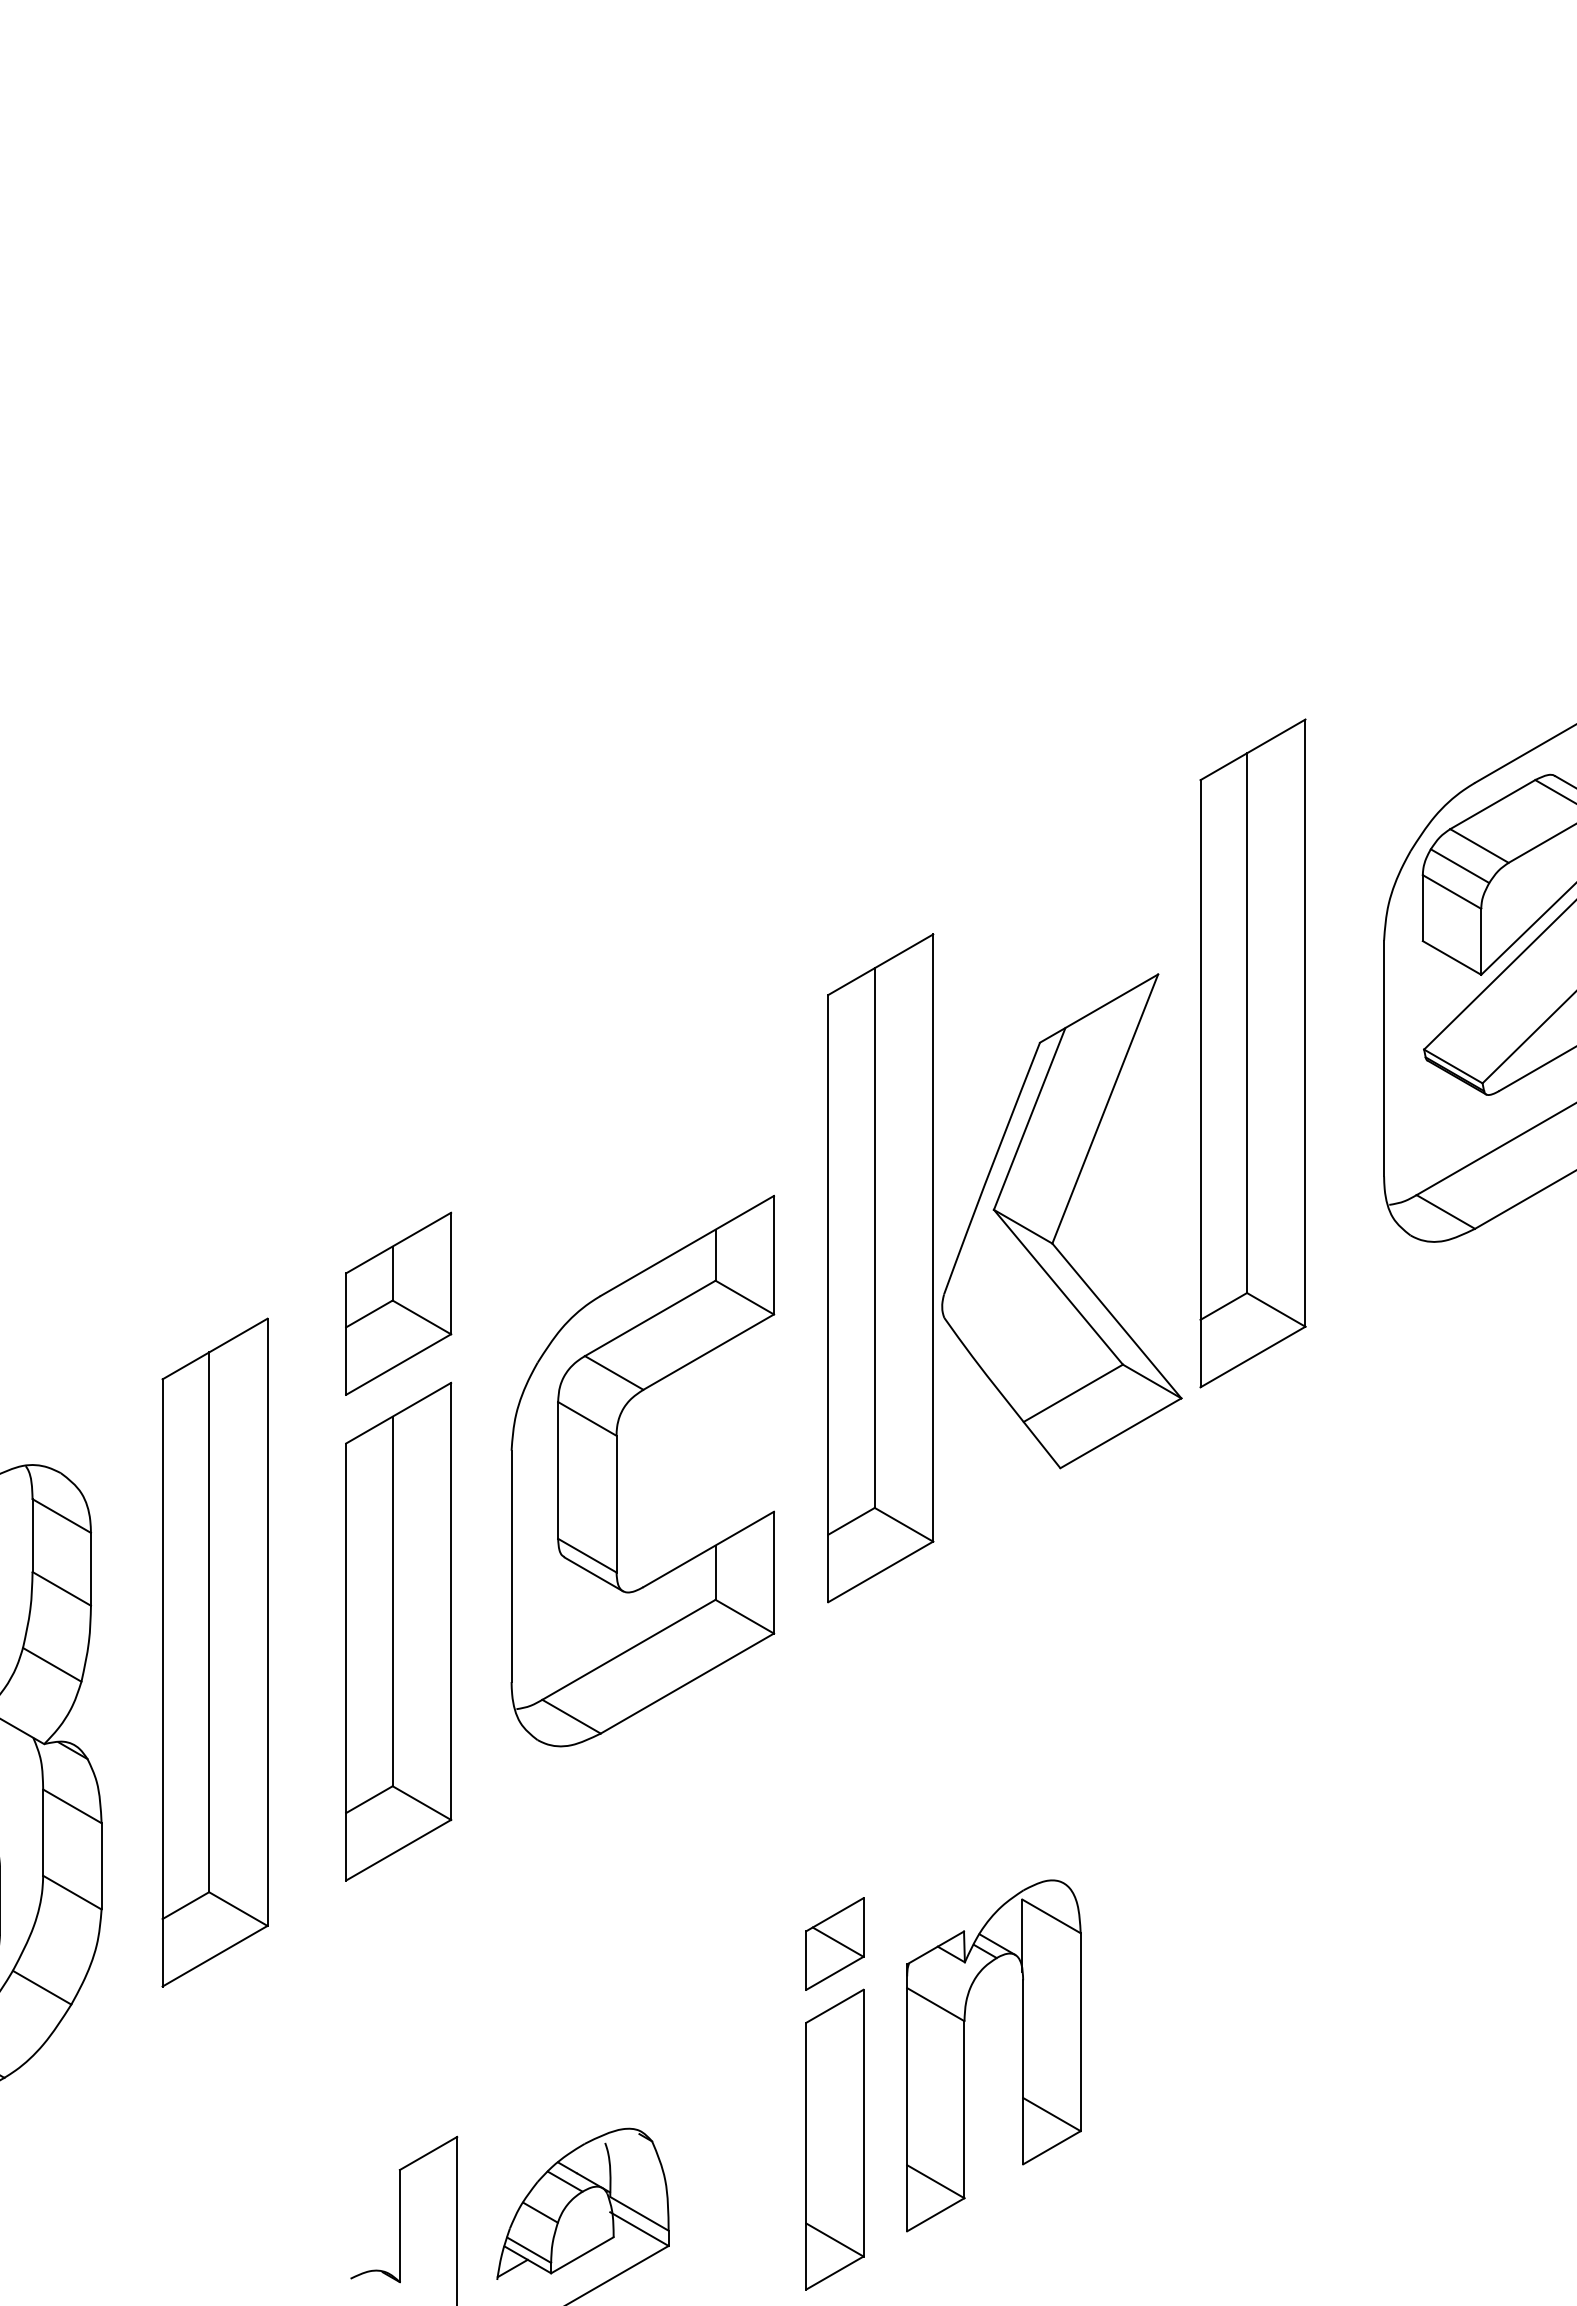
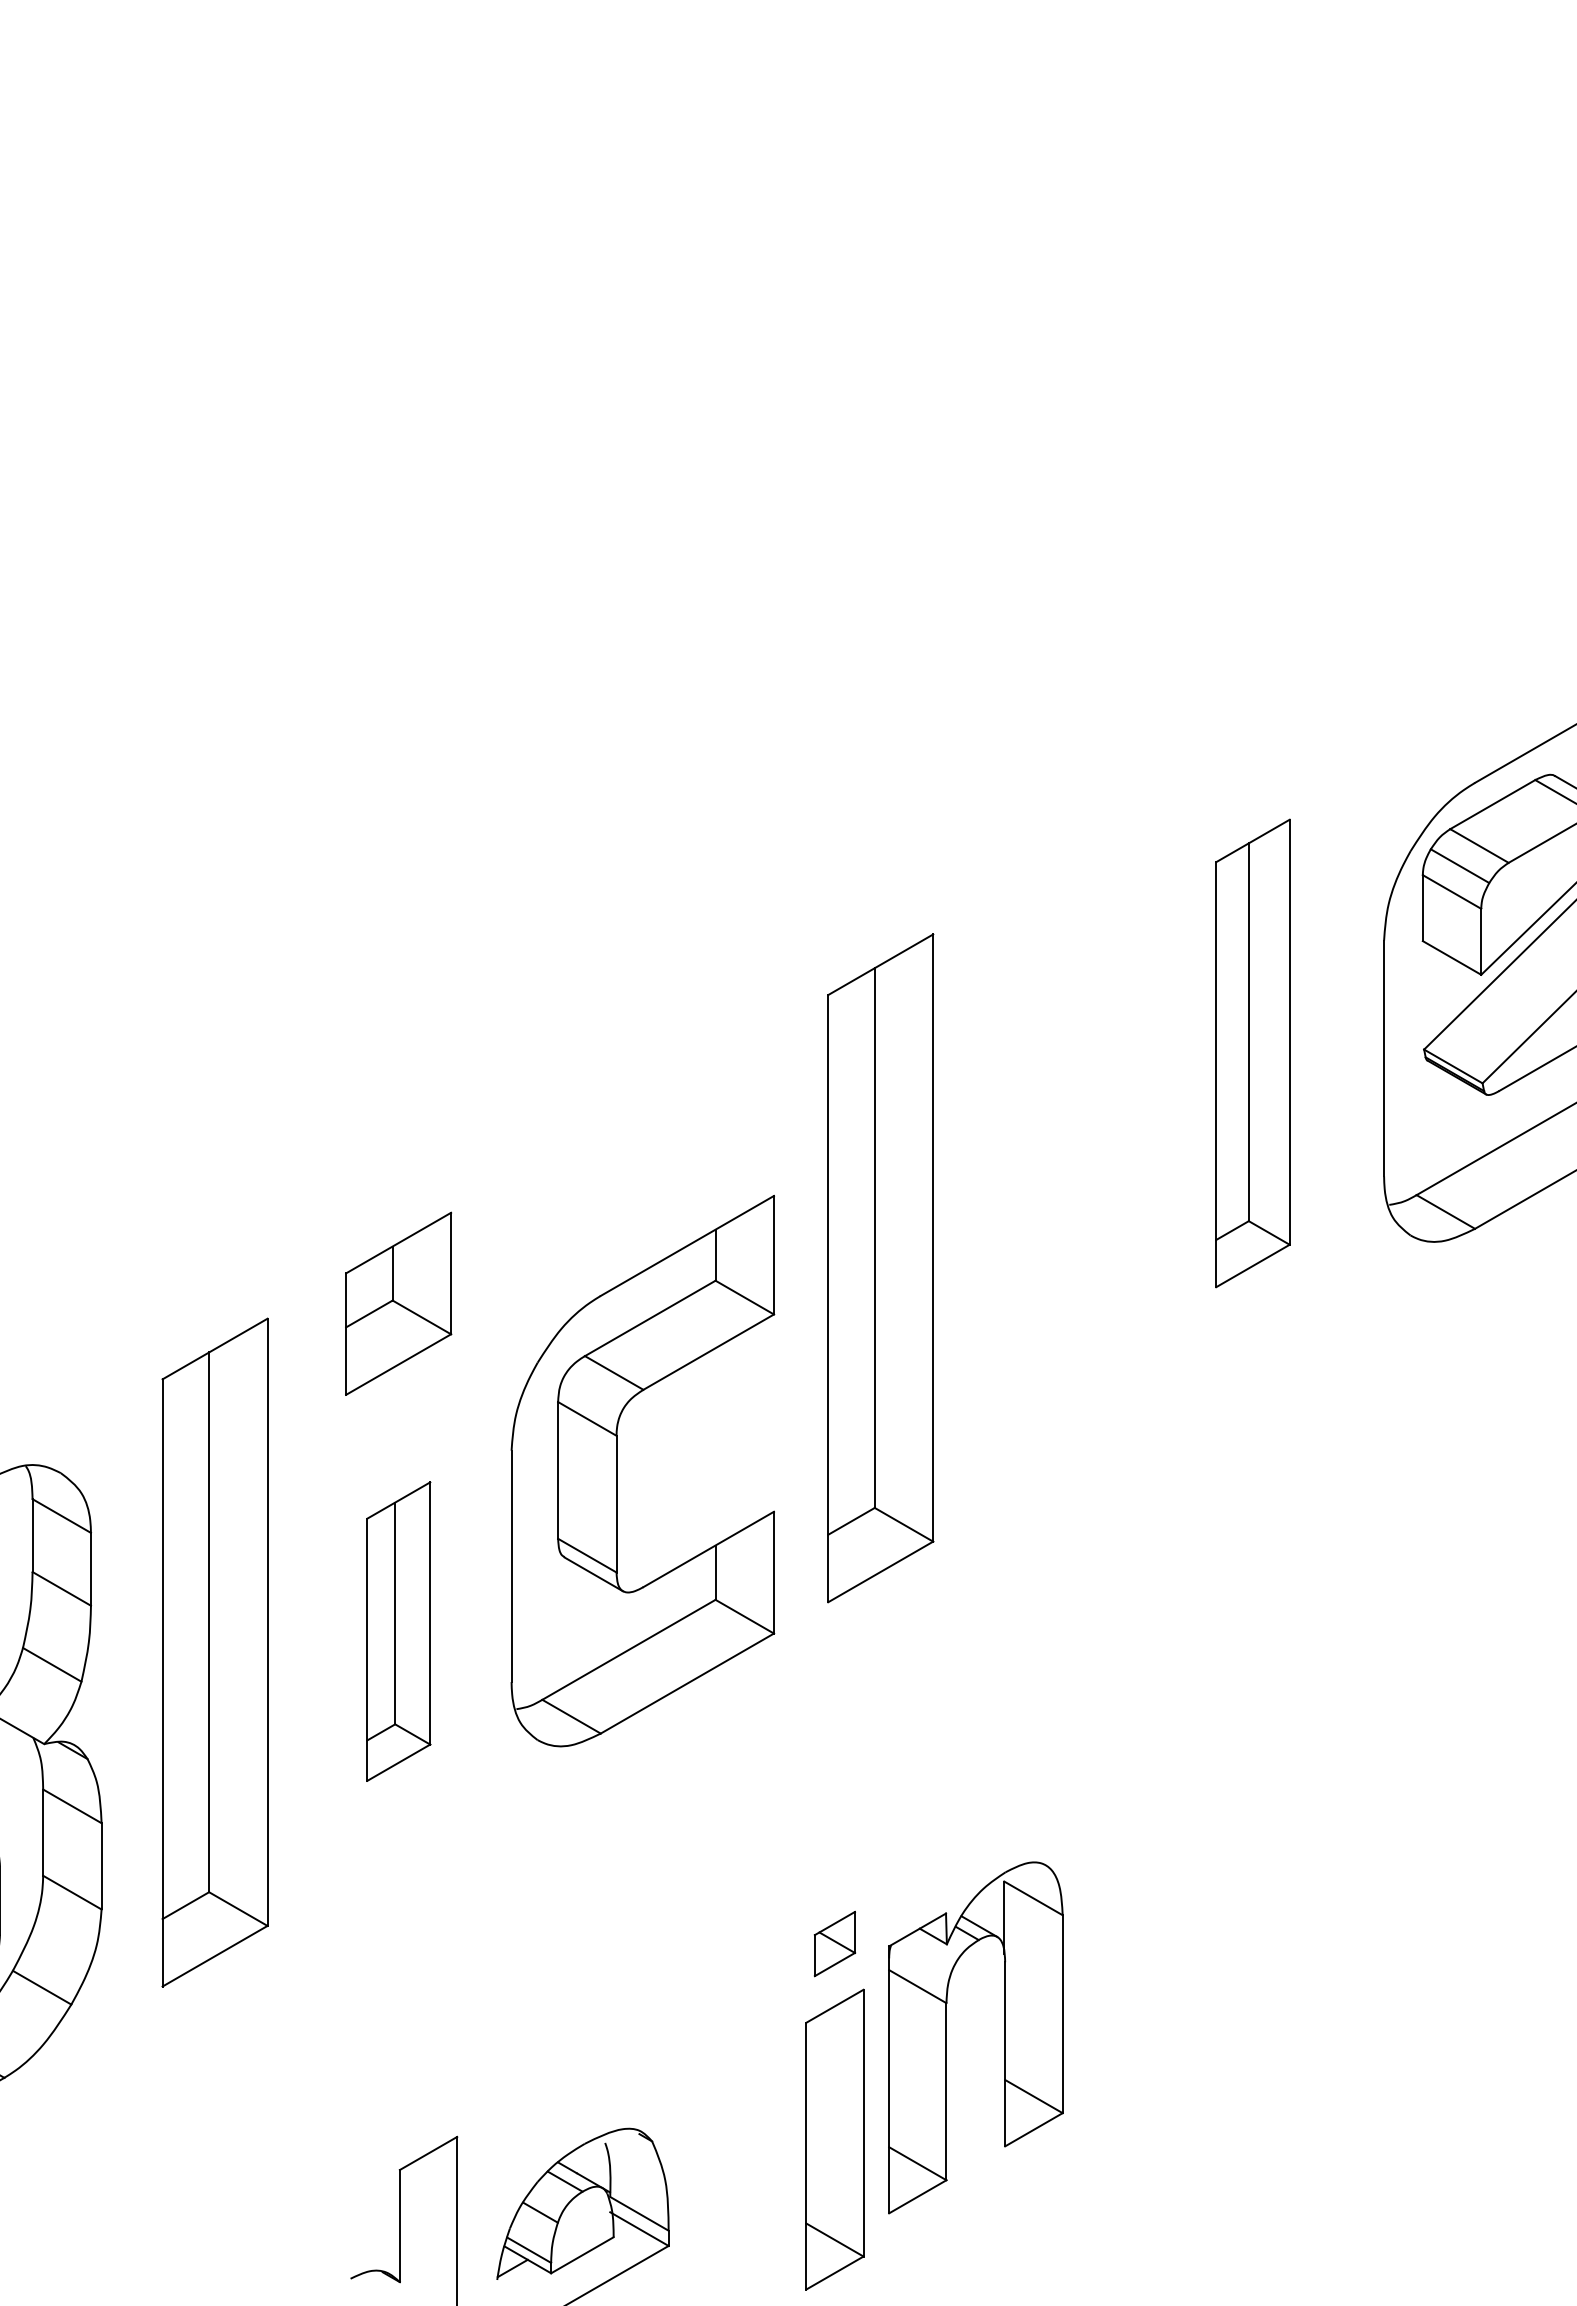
part size: 108x671 px -> 76x471 px (1252, 1053)
part: present -> none (1061, 1221)
part size: 108x501 px -> 66x301 px (398, 1631)
part size: 60x94 px -> 43x68 px (834, 1943)
part position: (964, 2055) -> (946, 2037) (946, 2037)
